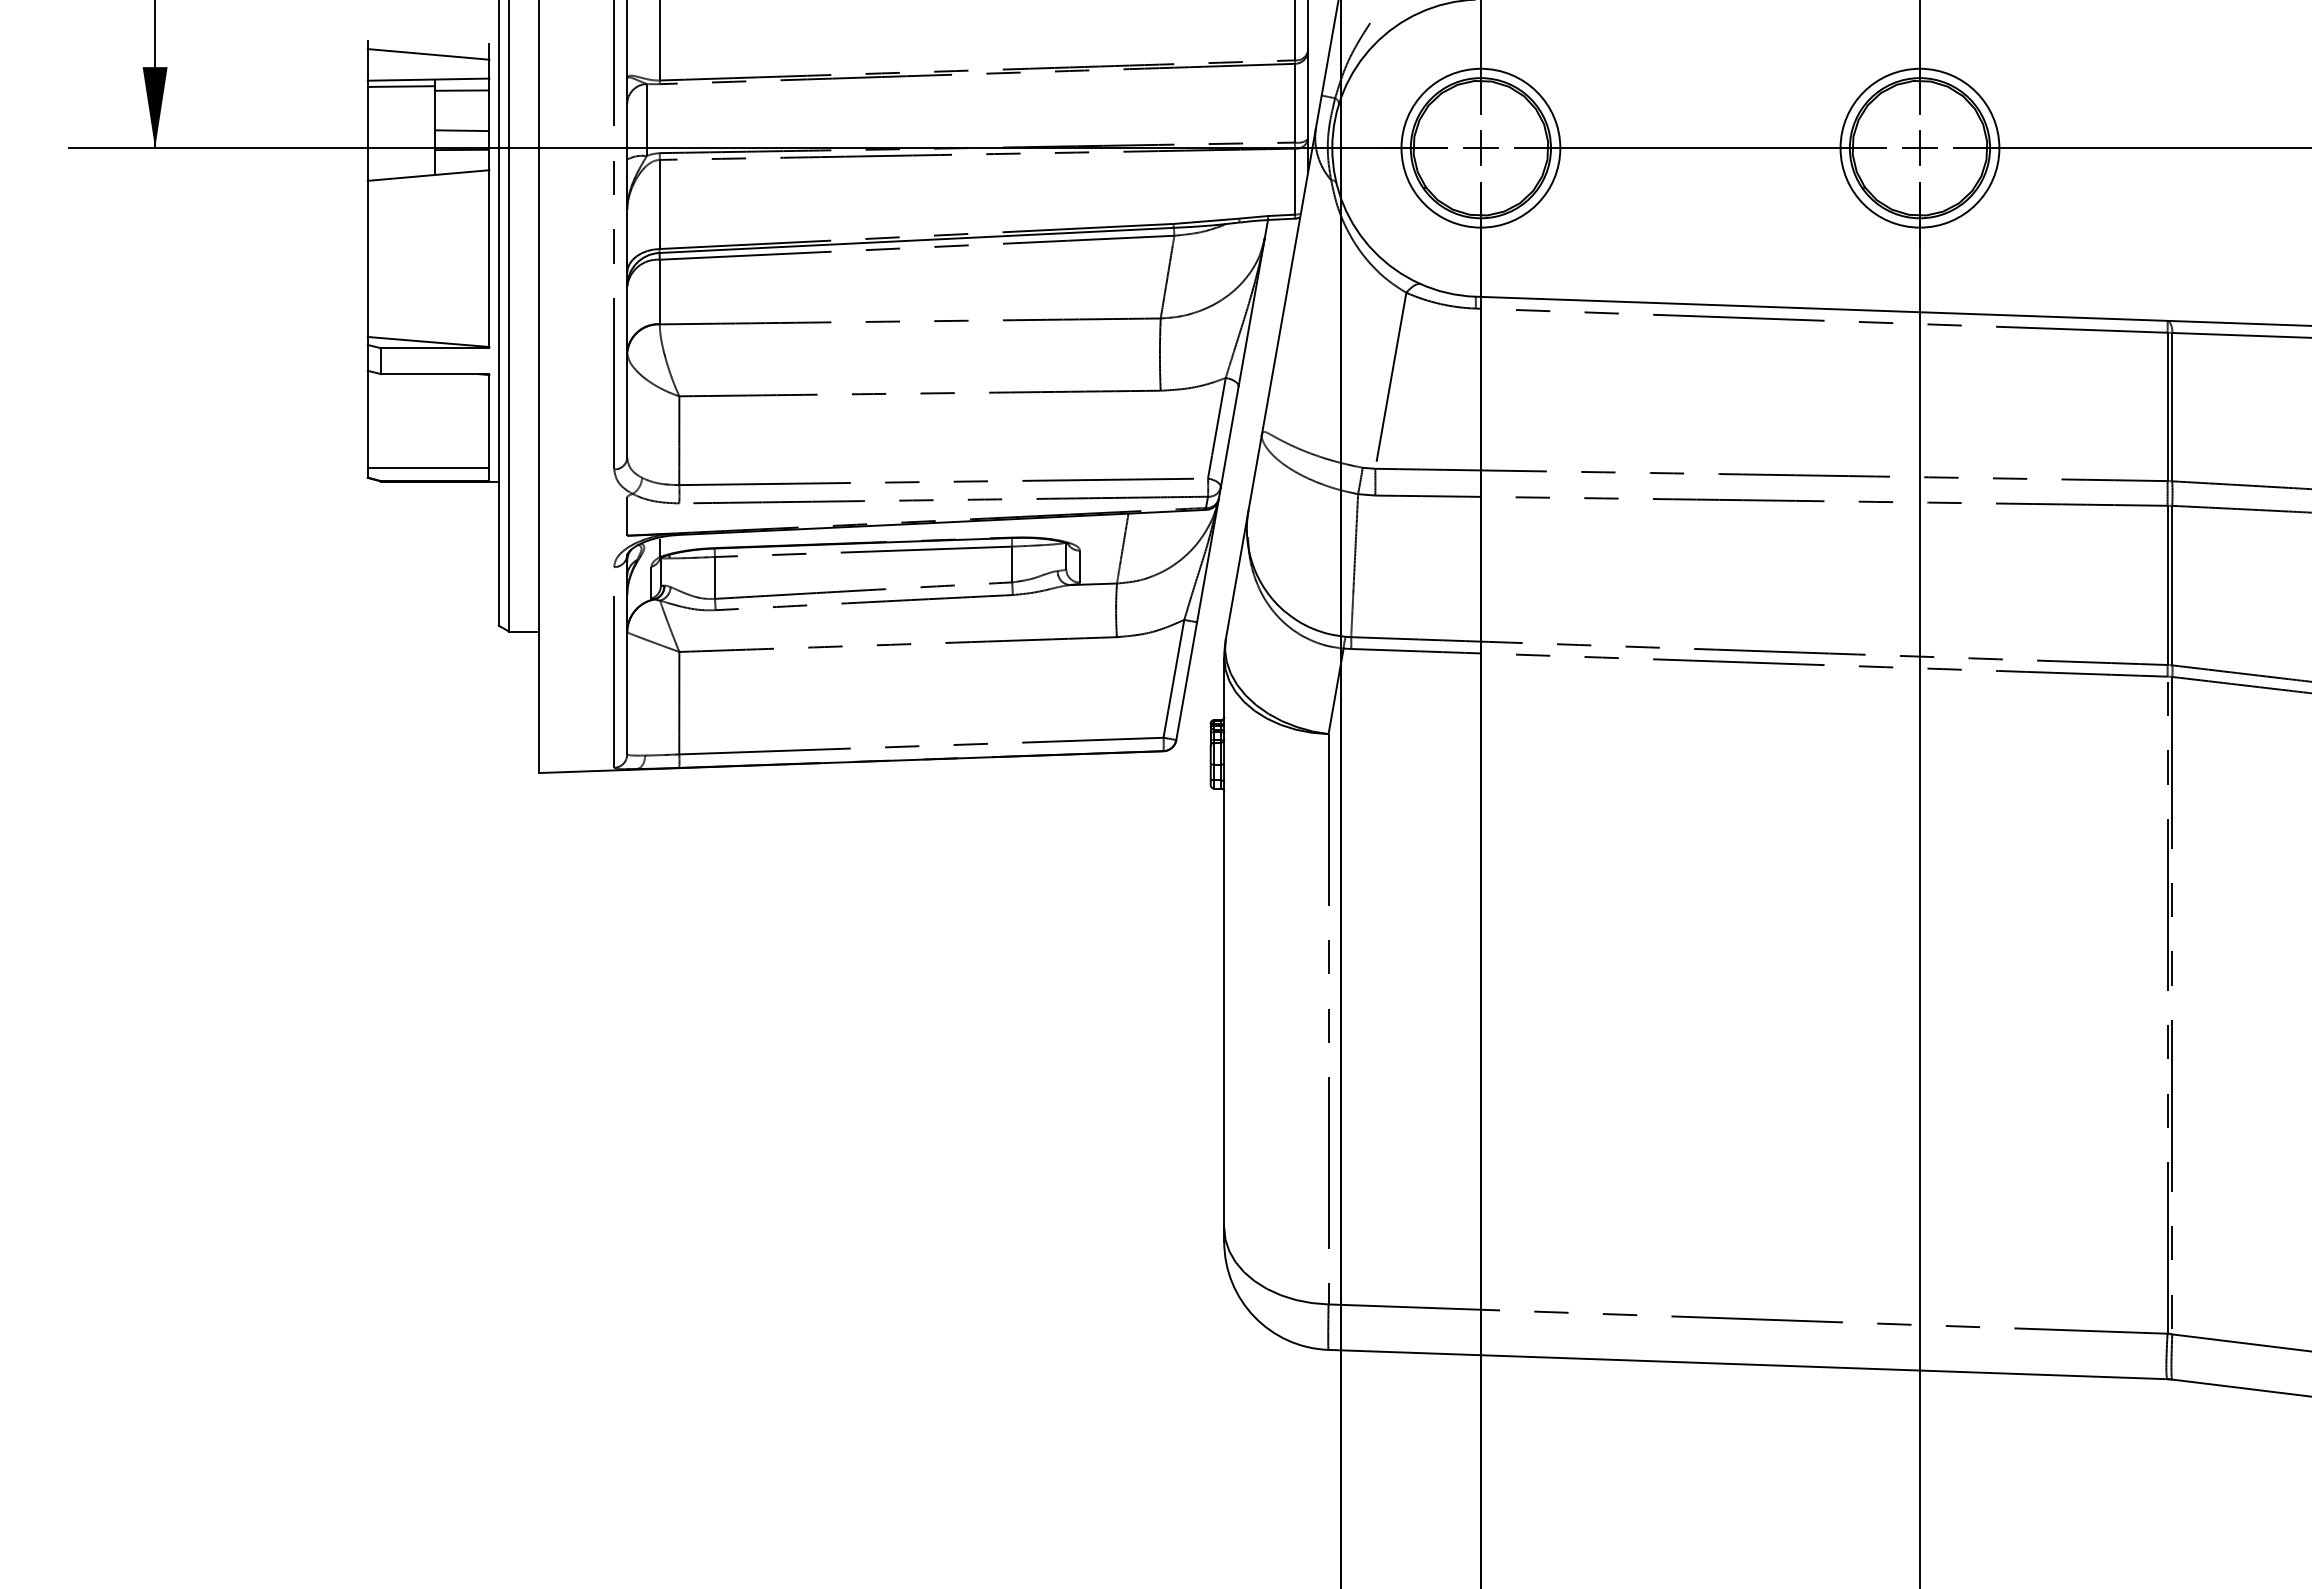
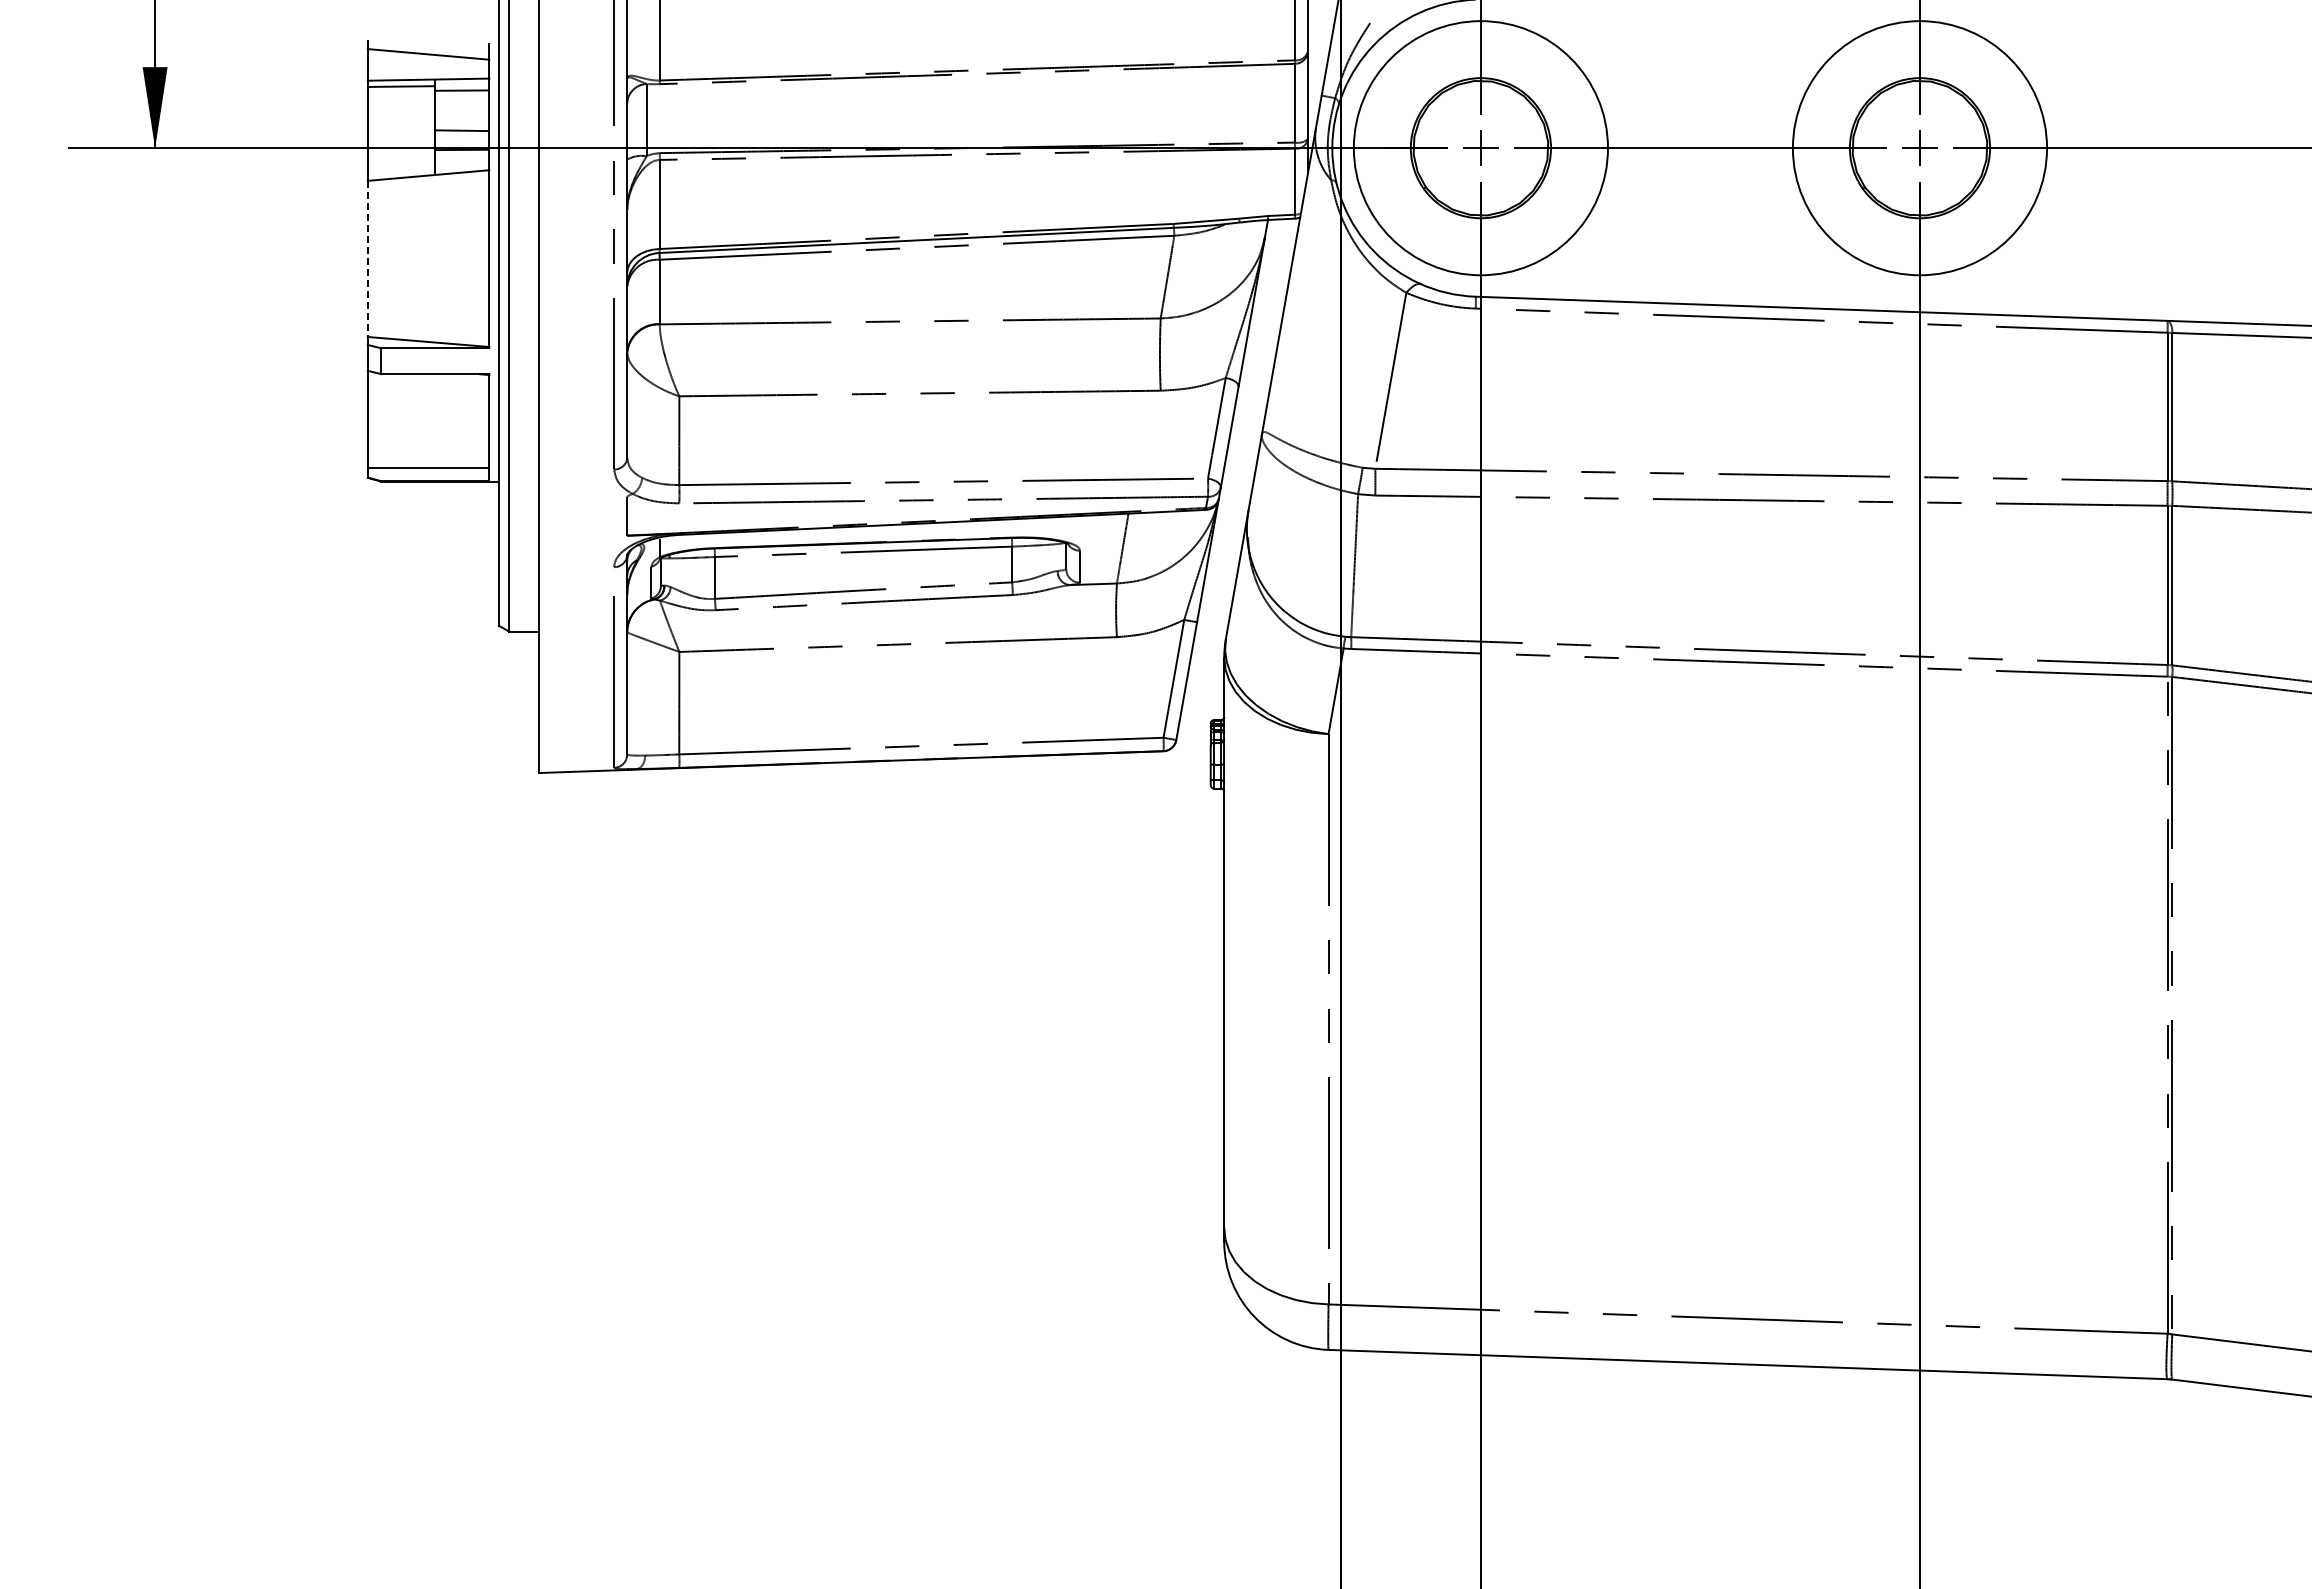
circle diameter: 159 px -> 254 px (1480, 148)
circle diameter: 159 px -> 254 px (1919, 148)
line: solid -> dashed (367, 259)
